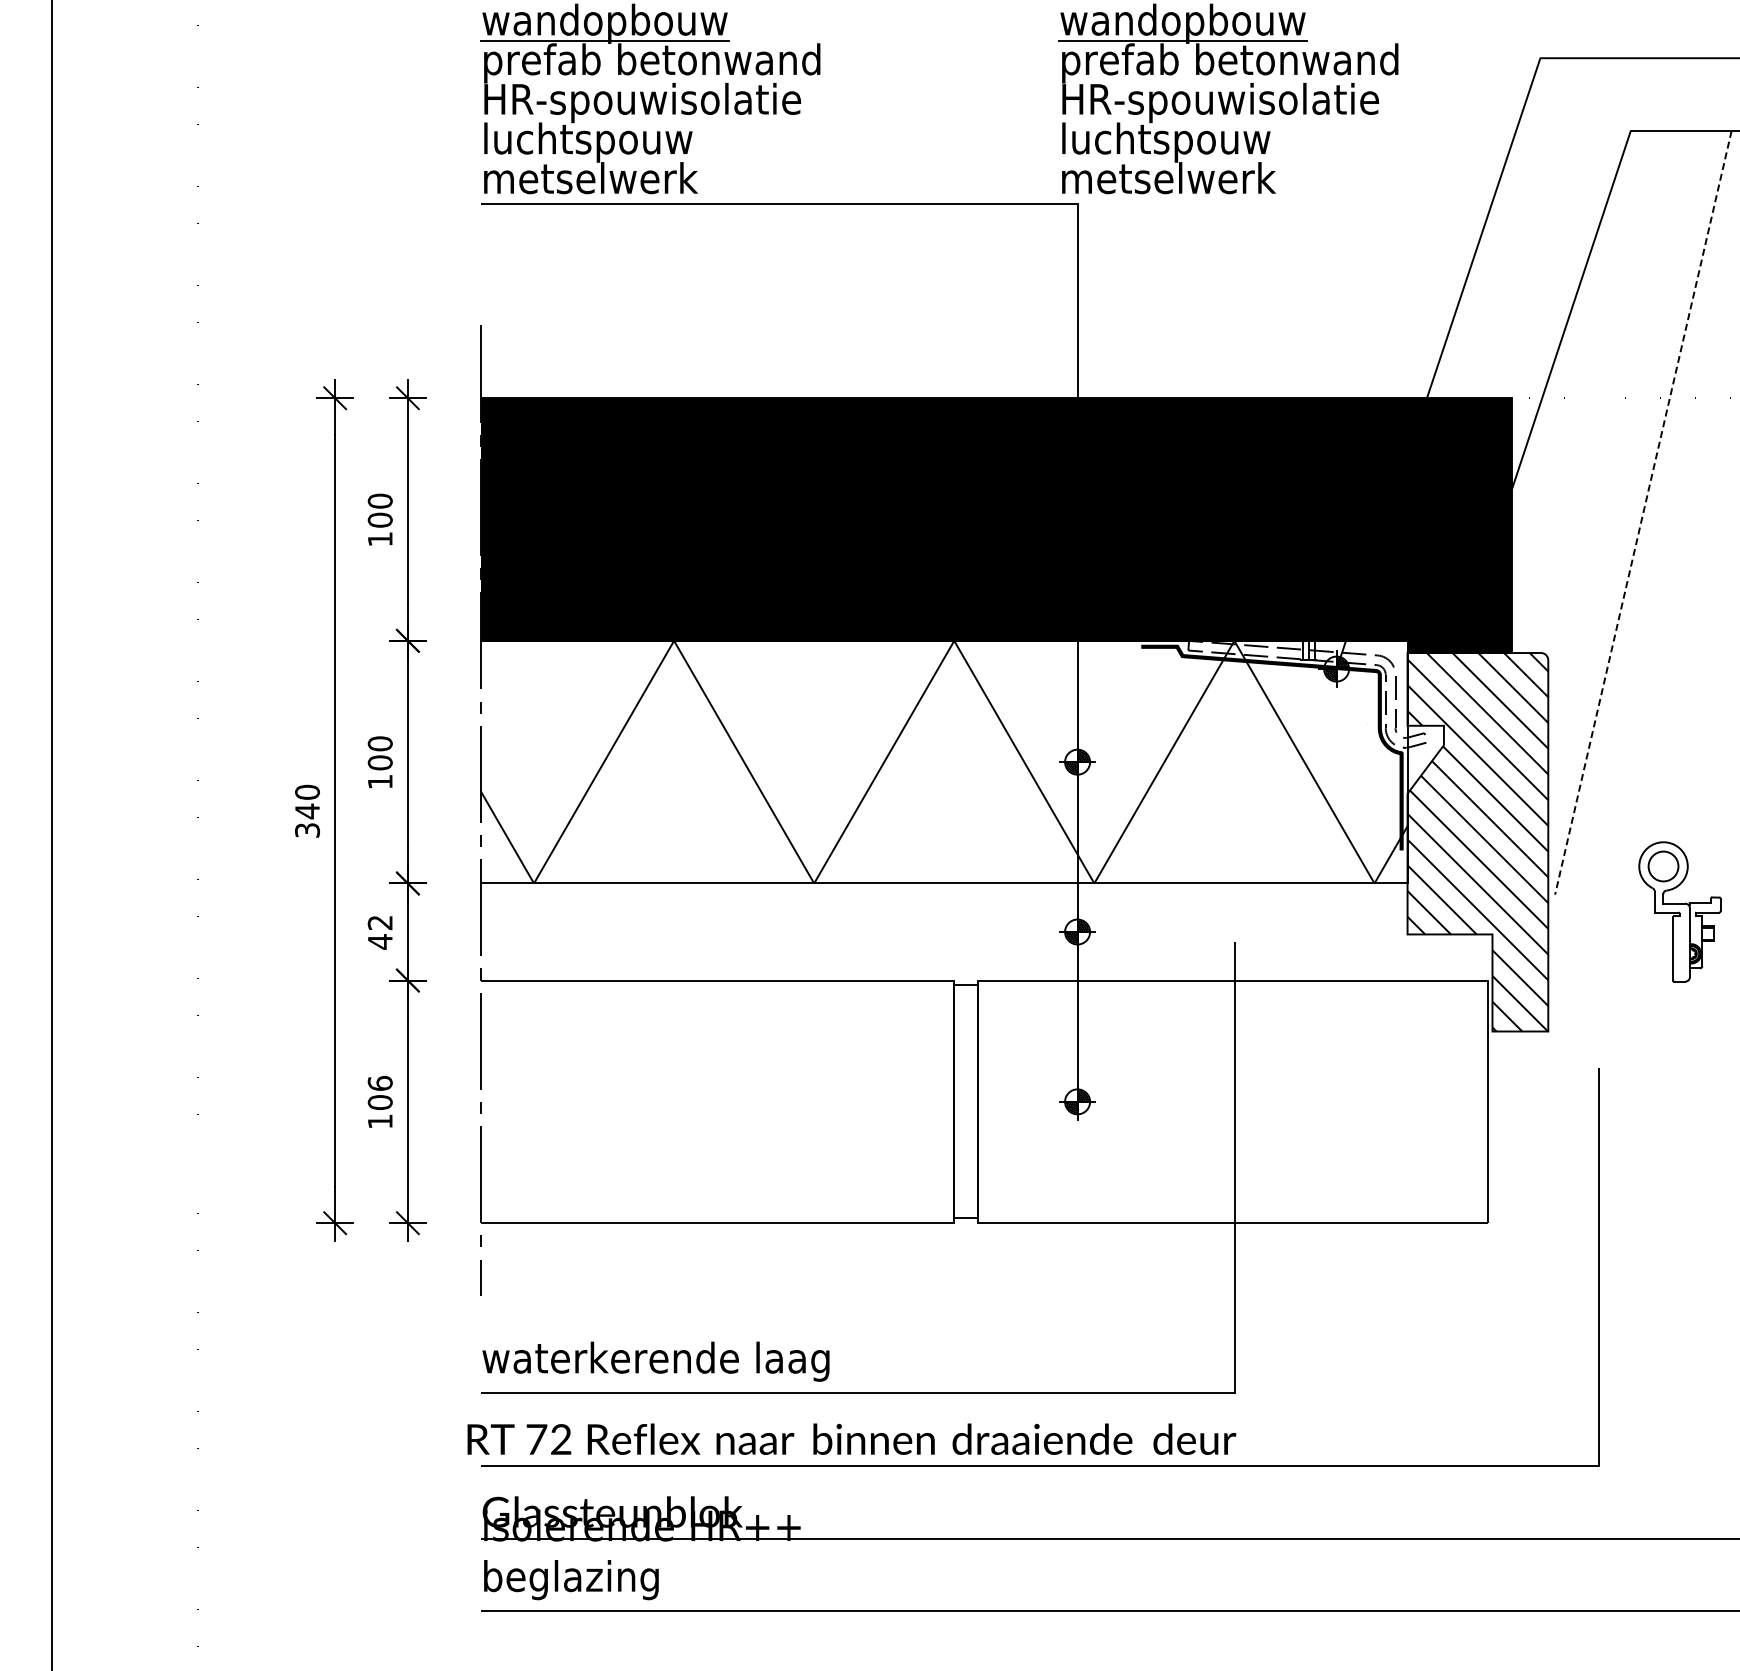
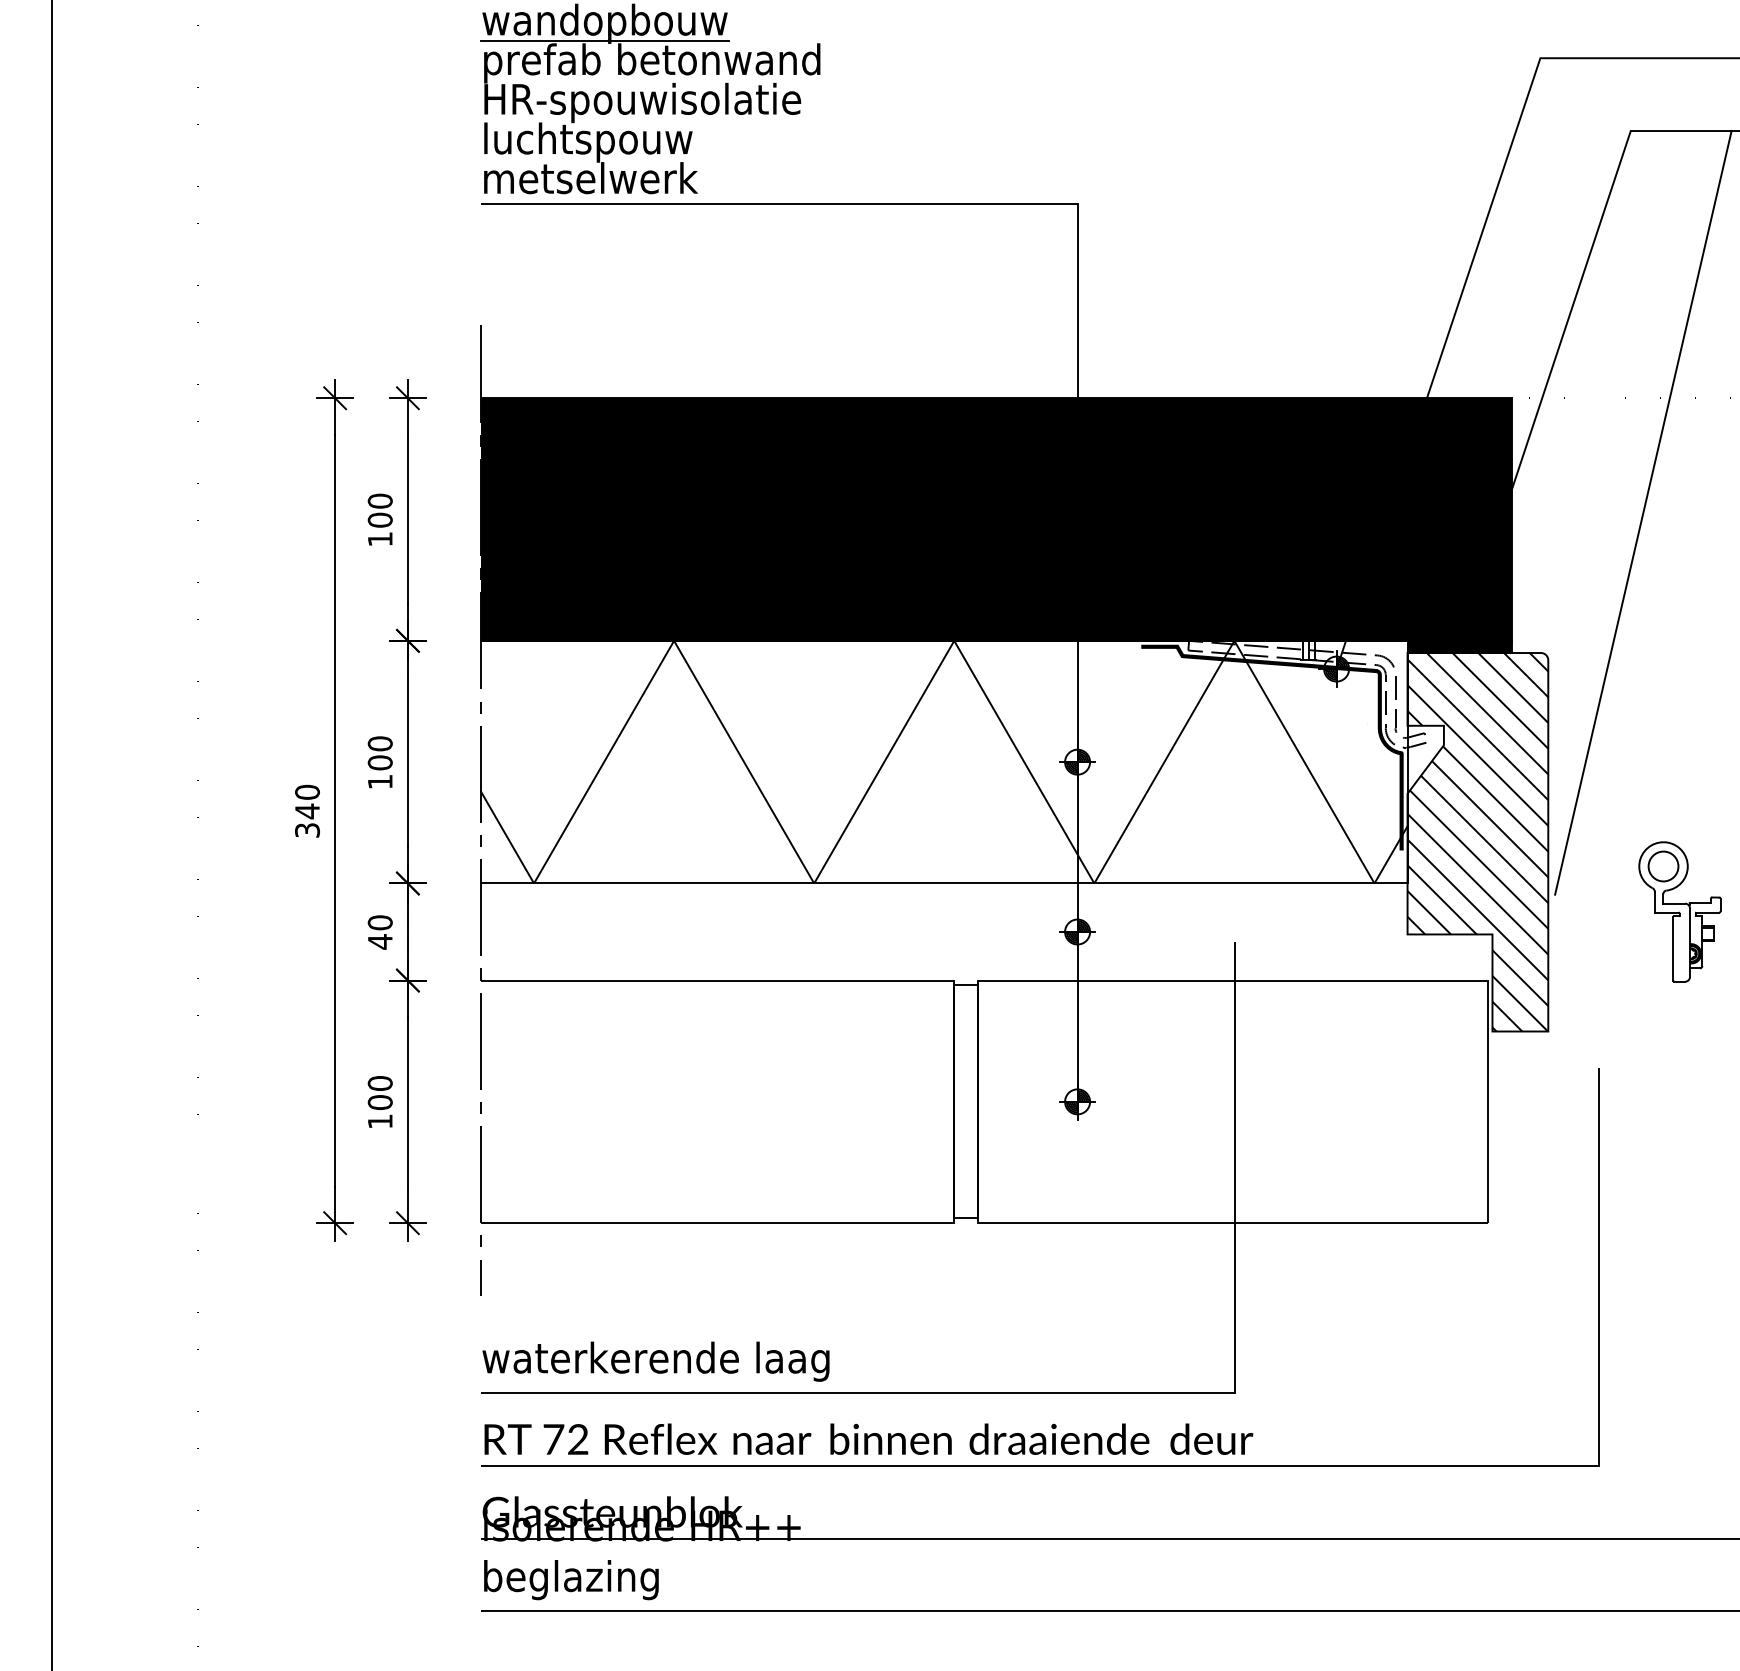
part: present -> none (1228, 98)
line: dashed -> solid (1643, 512)
text: 42 -> 40 (379, 922)
text: 106 -> 100 (379, 1082)
text position: (851, 1438) -> (868, 1438) (868, 1438)
